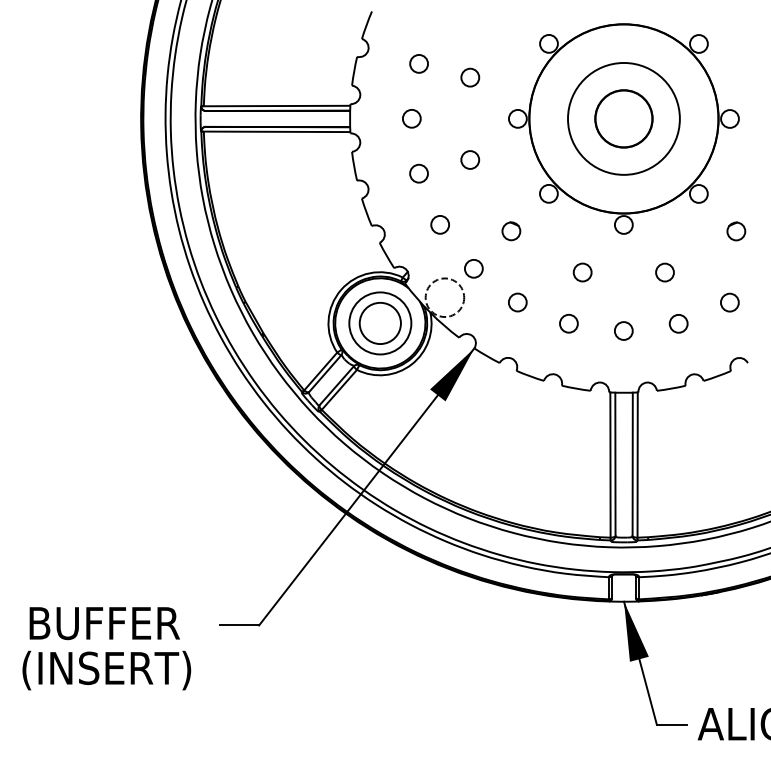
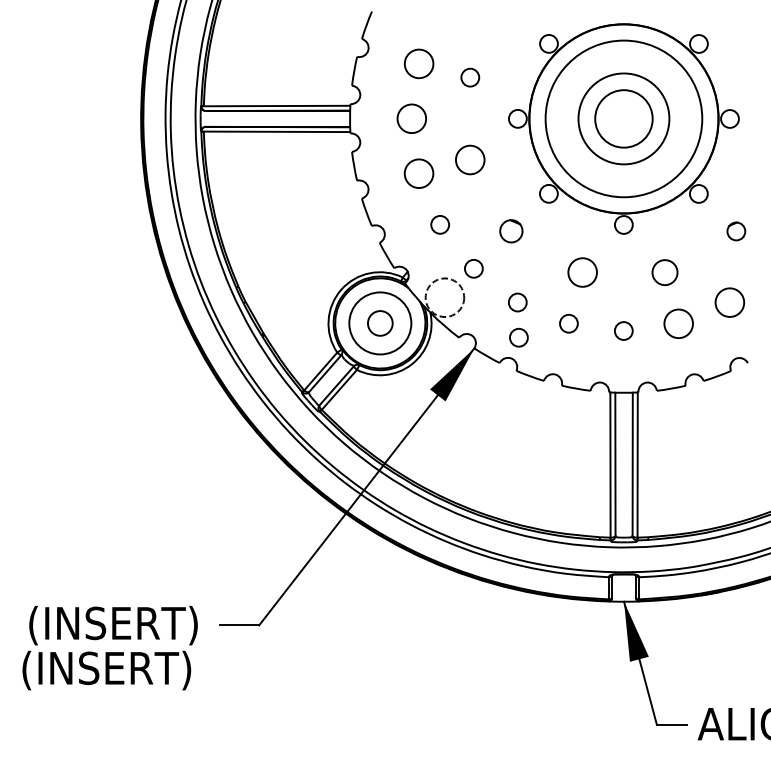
circle diameter: 18 px -> 29 px (418, 63)
circle diameter: 18 px -> 29 px (411, 118)
circle diameter: 112 px -> 157 px (623, 118)
circle diameter: 57 px -> 91 px (623, 118)
circle diameter: 18 px -> 29 px (469, 159)
circle diameter: 18 px -> 29 px (418, 173)
part size: 21x21 px -> 25x25 px (511, 231)
circle diameter: 18 px -> 29 px (582, 272)
circle size: 20x21 px -> 28x27 px (664, 272)
circle diameter: 18 px -> 29 px (729, 302)
circle diameter: 41 px -> 25 px (379, 323)
circle diameter: 18 px -> 29 px (678, 323)
circle: none -> present (518, 337)
text: BUFFER -> (INSERT) (113, 625)
